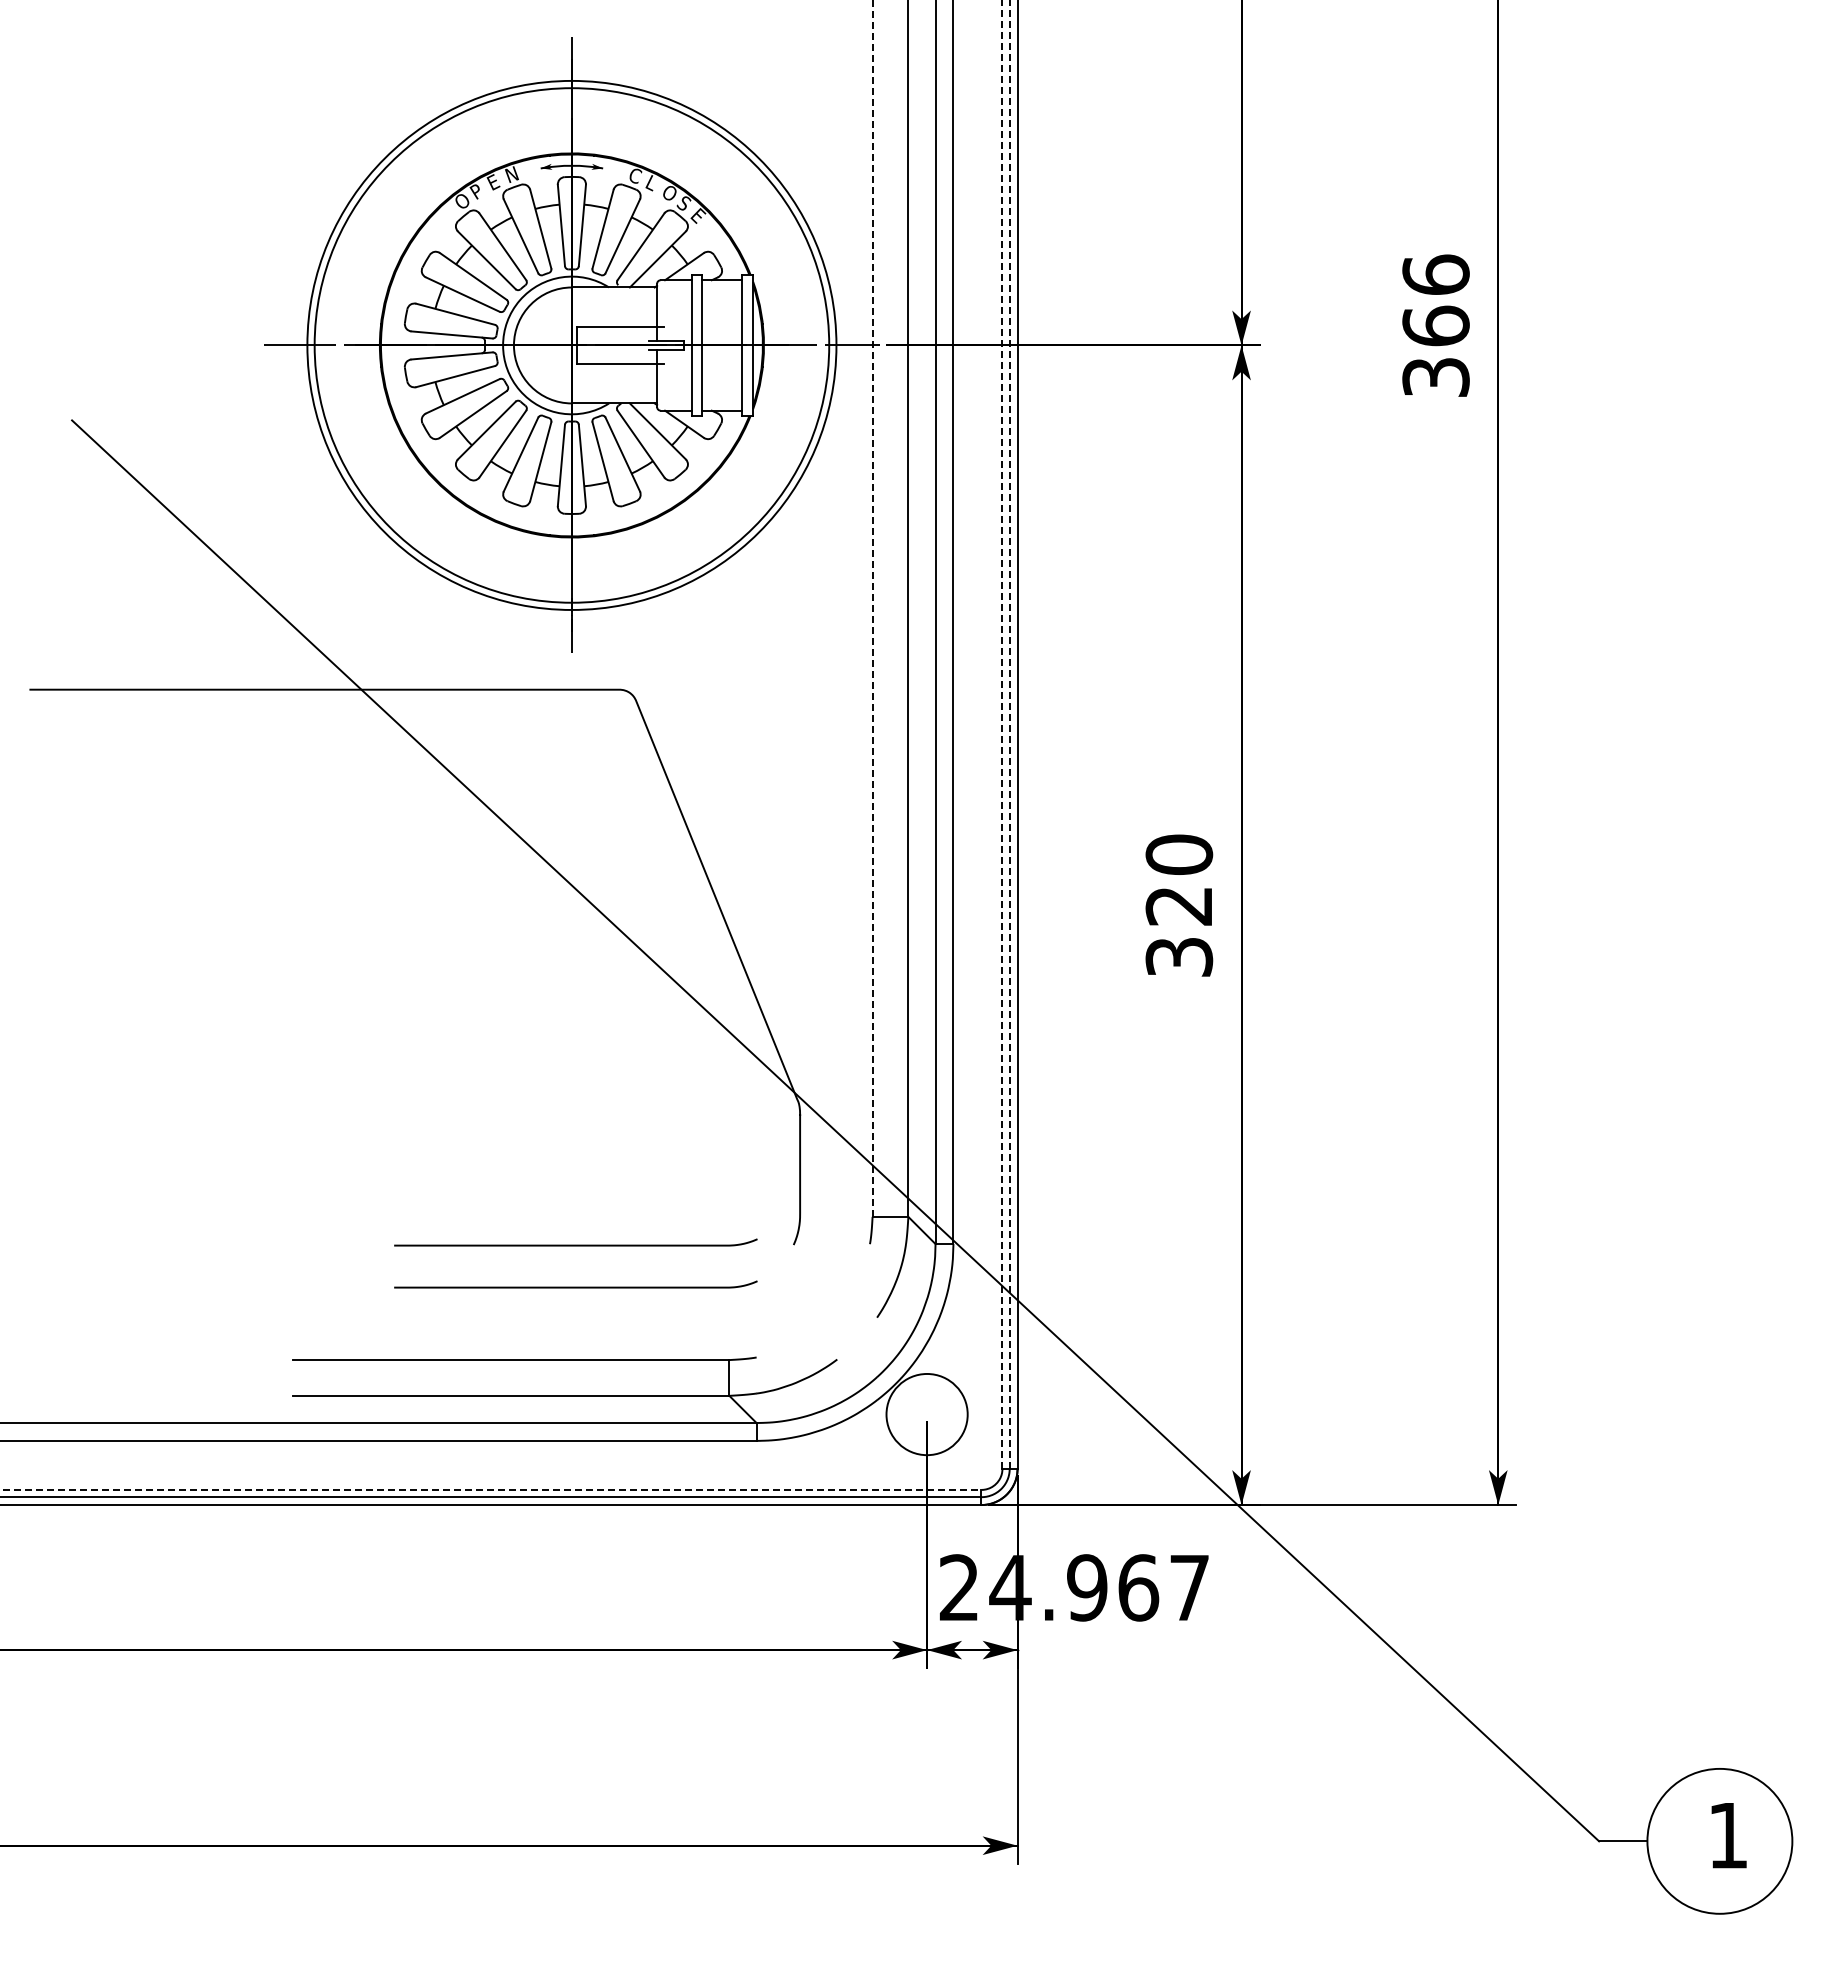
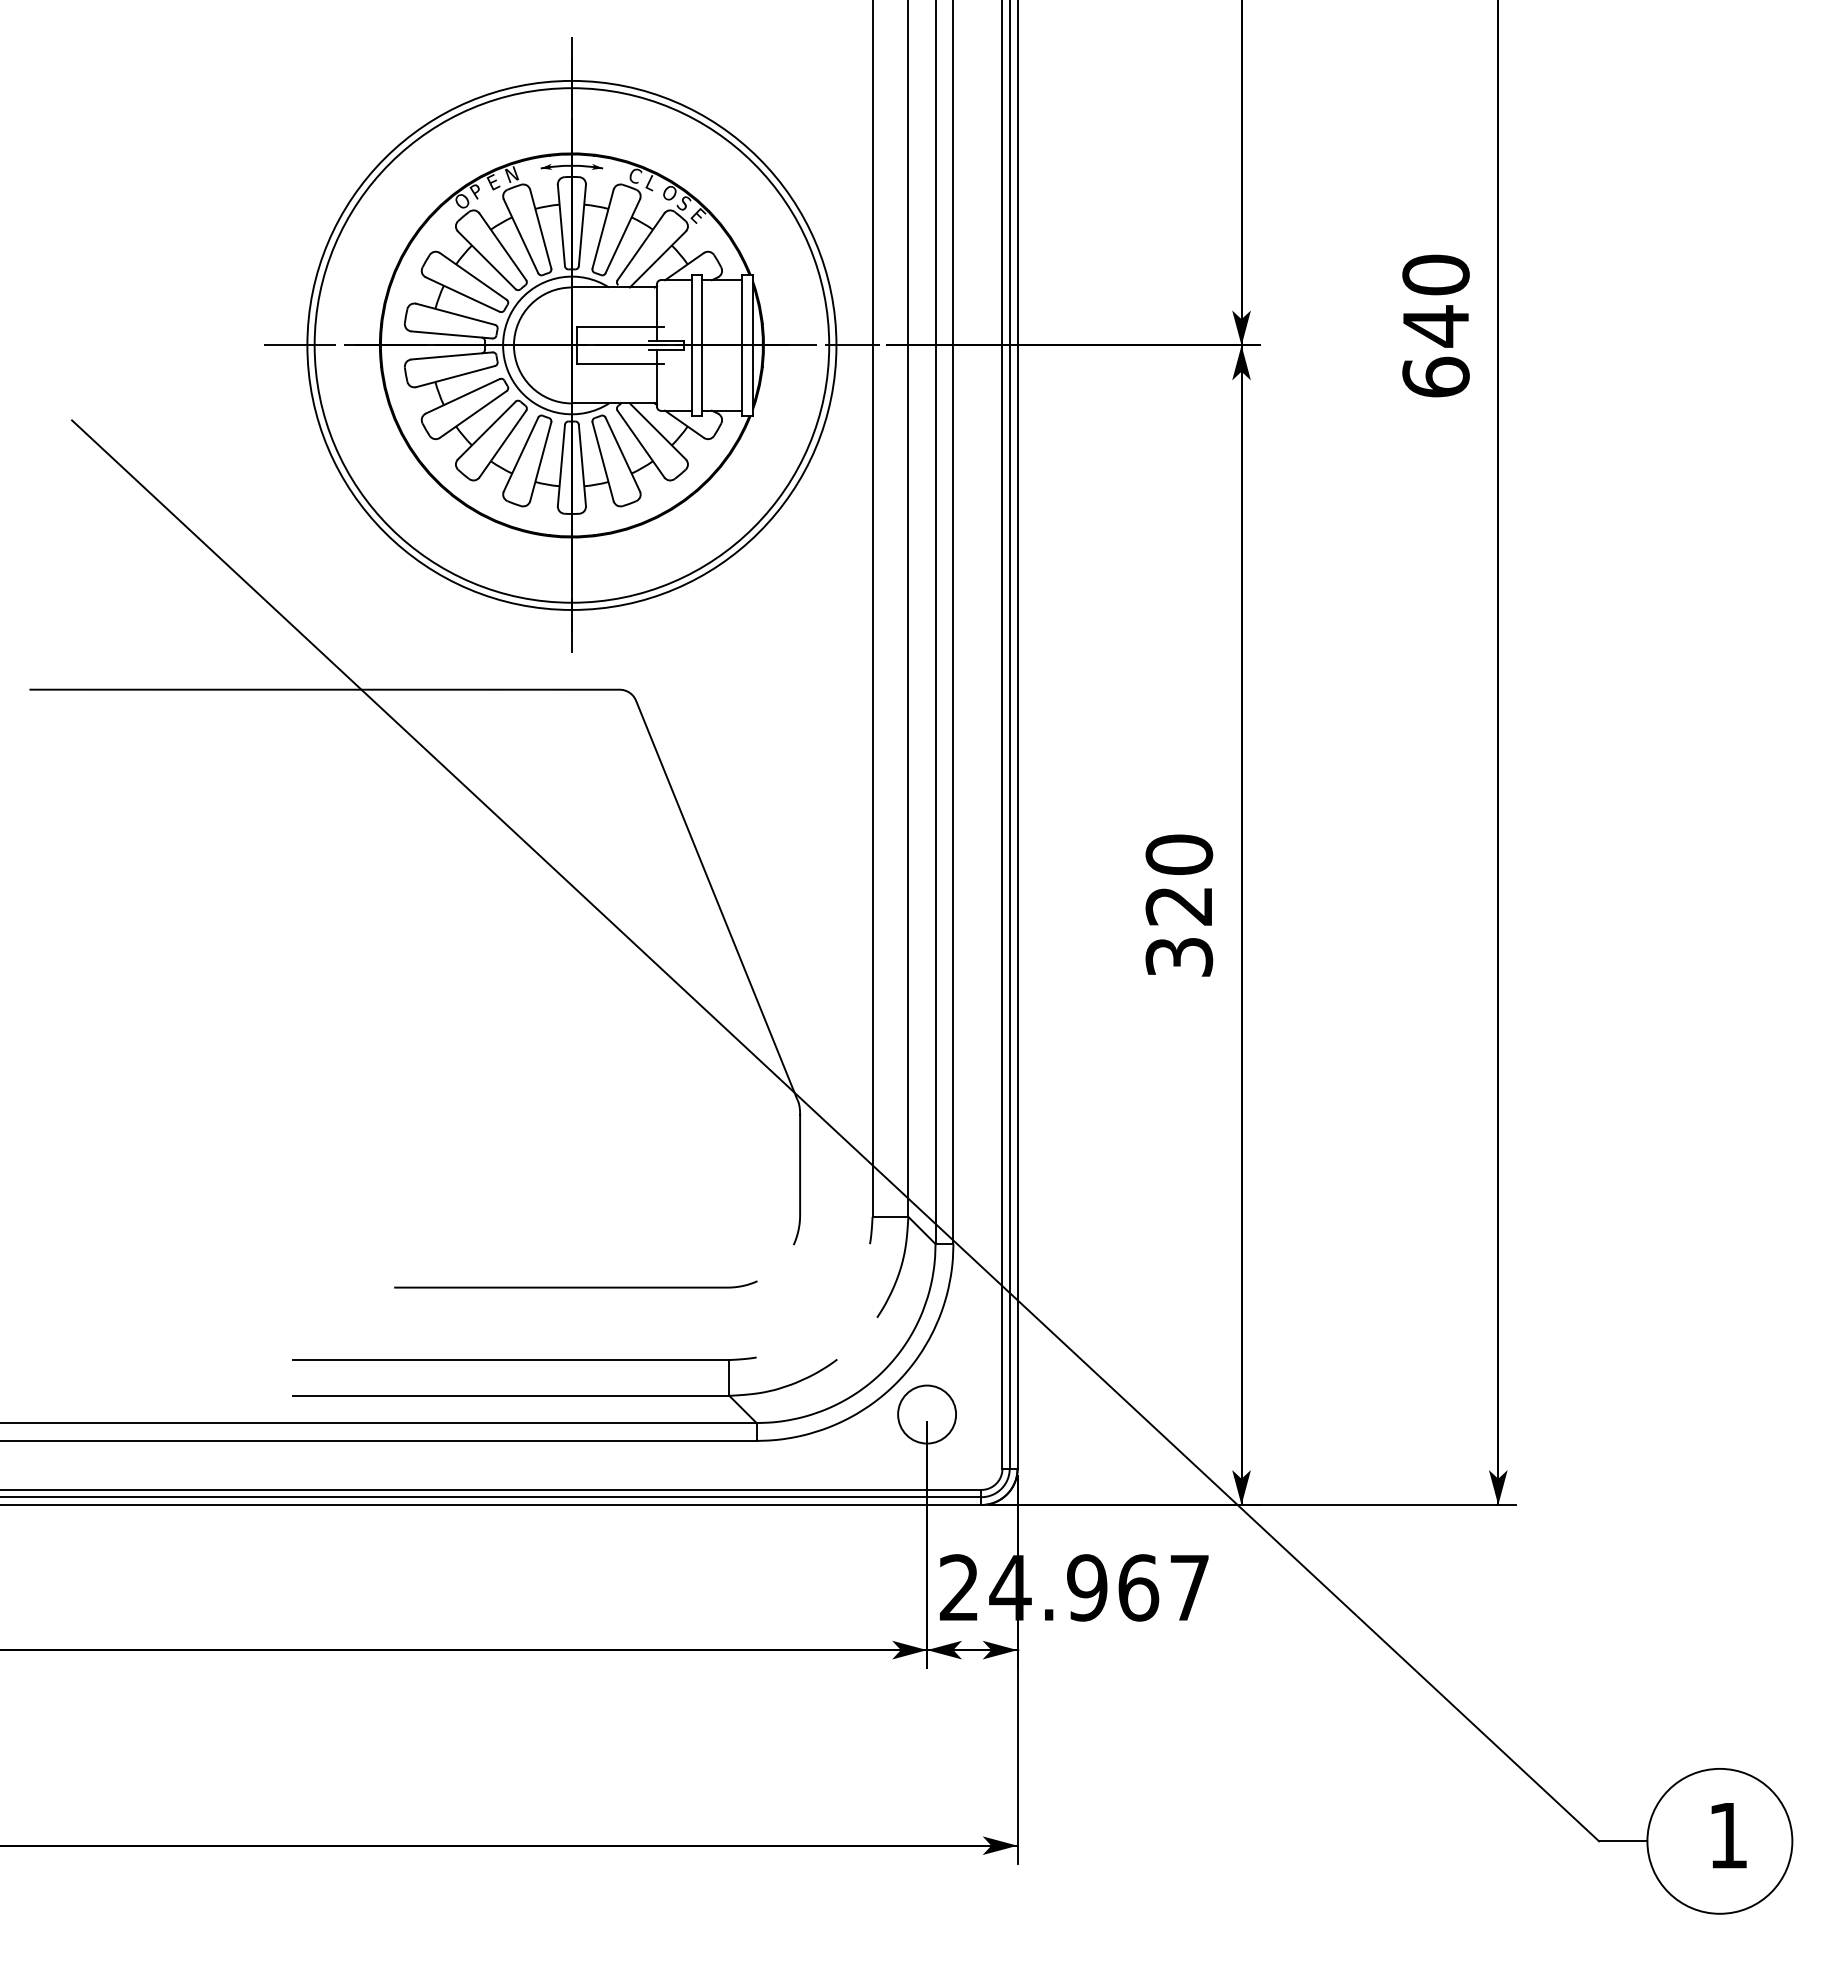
text: 366 -> 640 (1435, 325)
line: dashed -> solid (872, 608)
line: dashed -> solid (1002, 734)
line: dashed -> solid (1009, 734)
curve: present -> none (575, 1244)
circle diameter: 81 px -> 58 px (927, 1414)
line: dashed -> solid (491, 1489)
